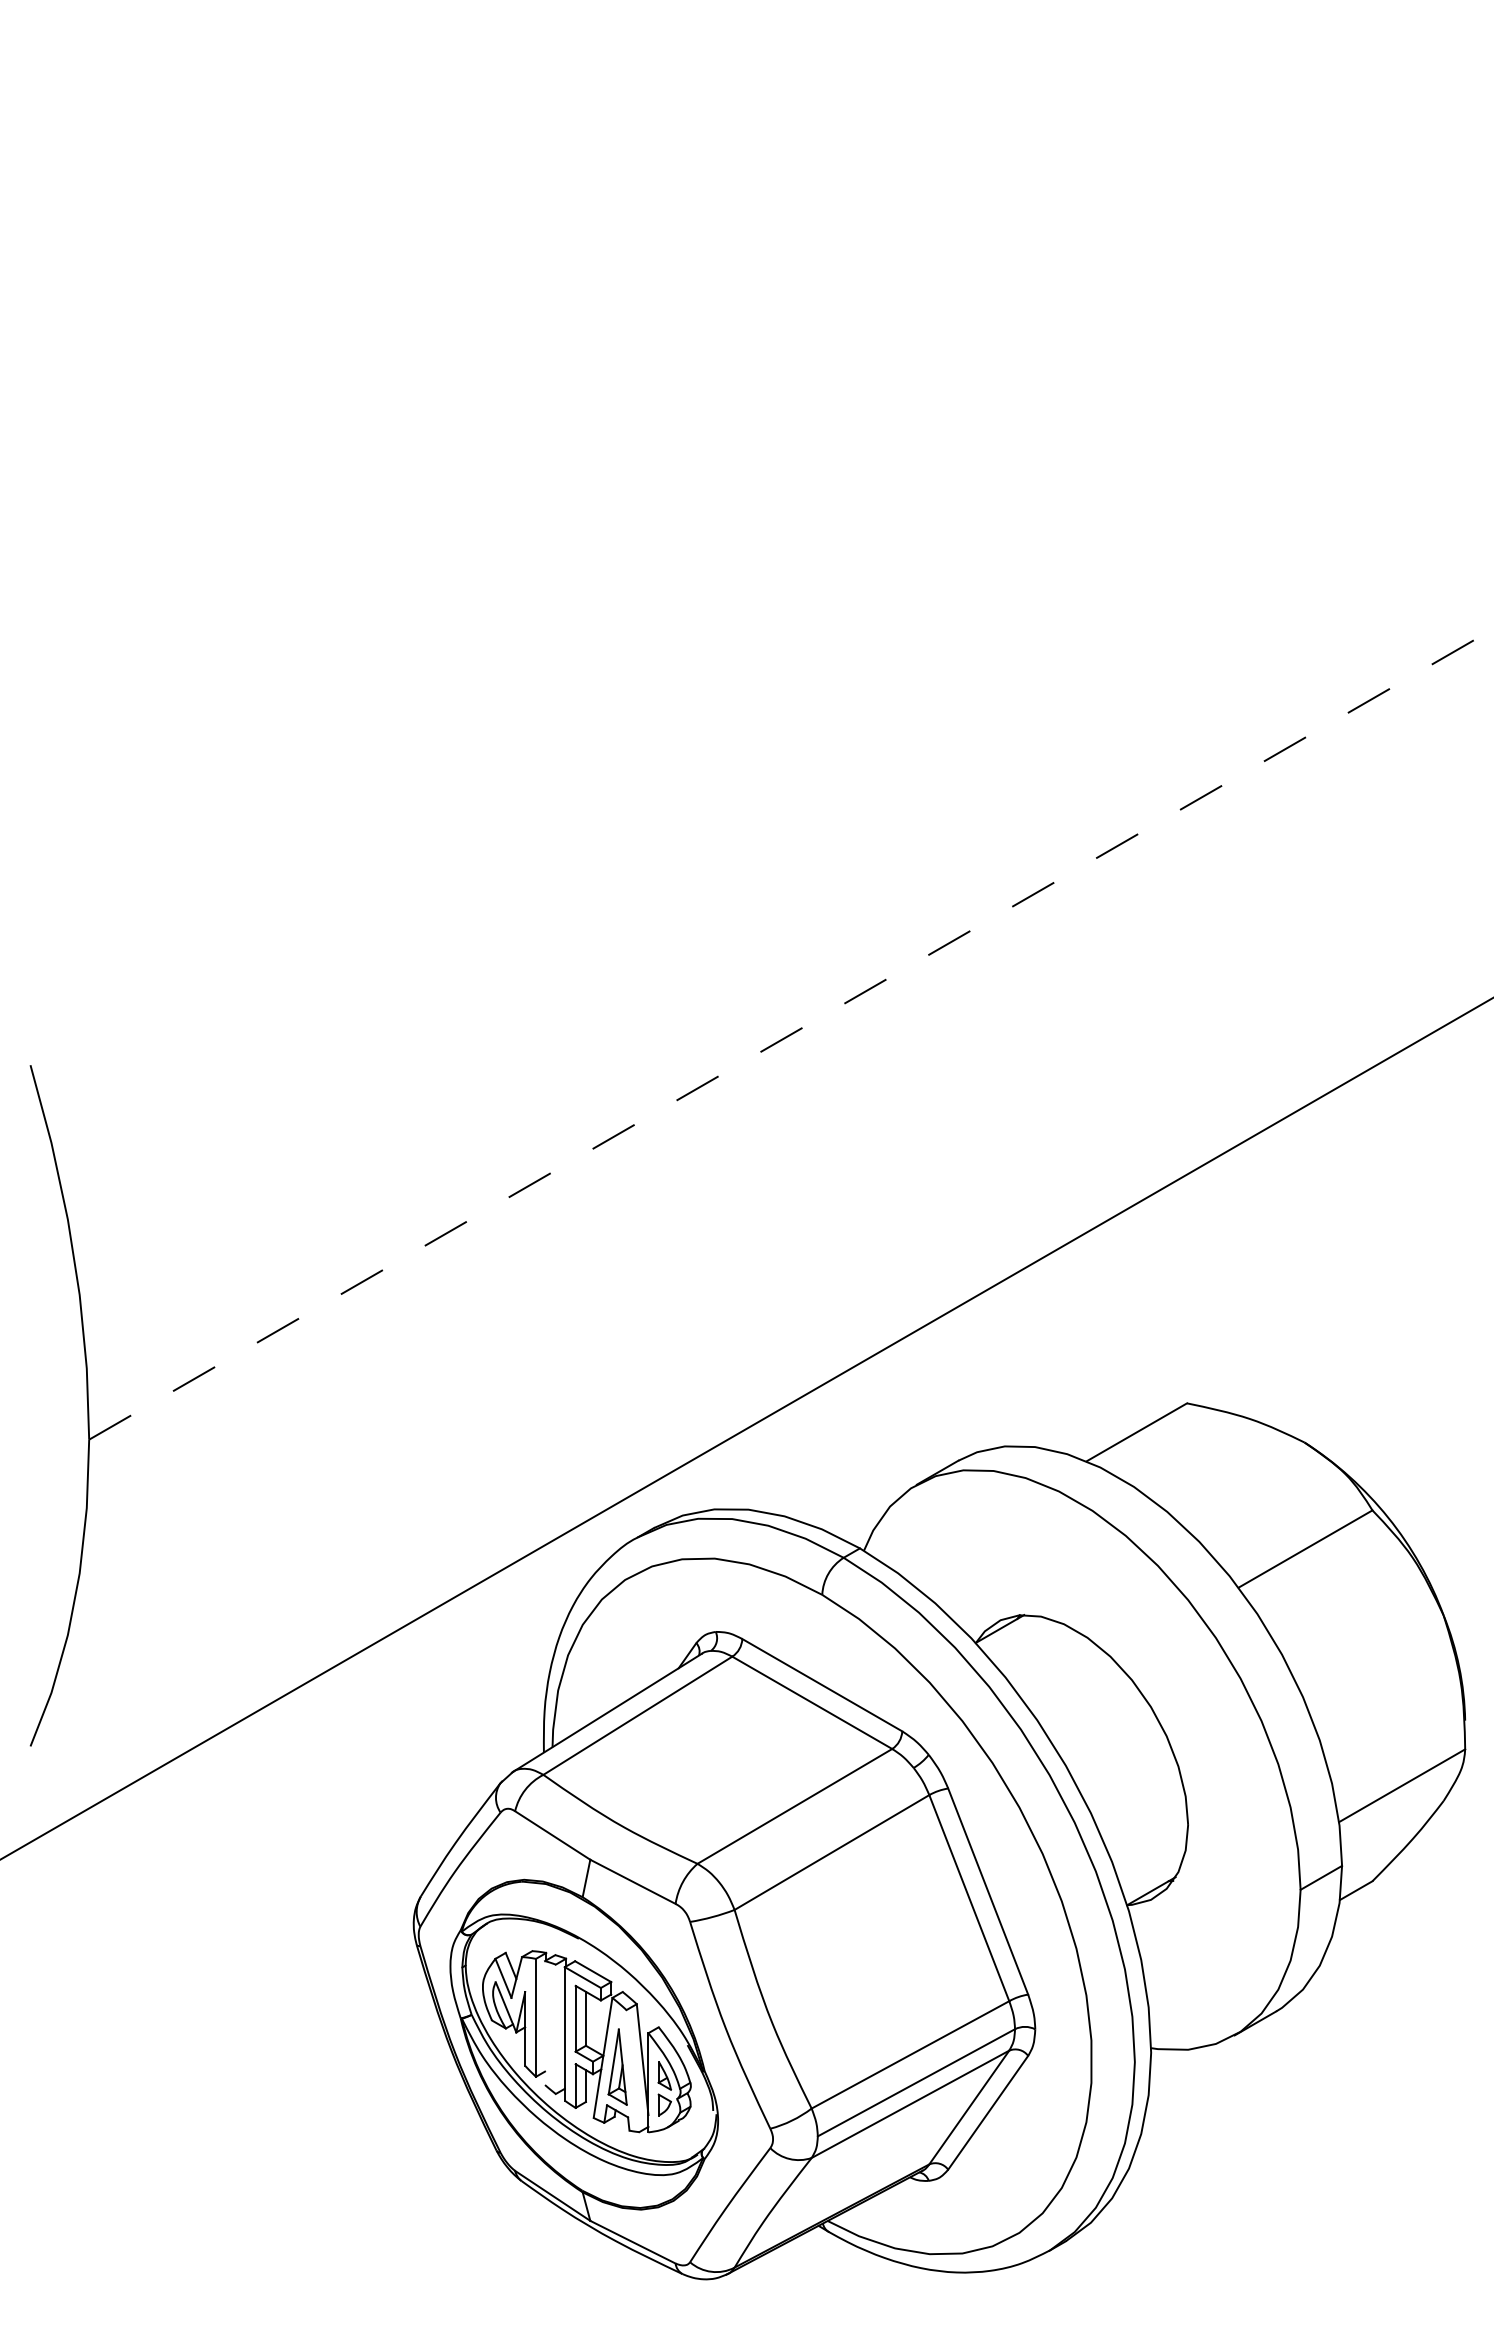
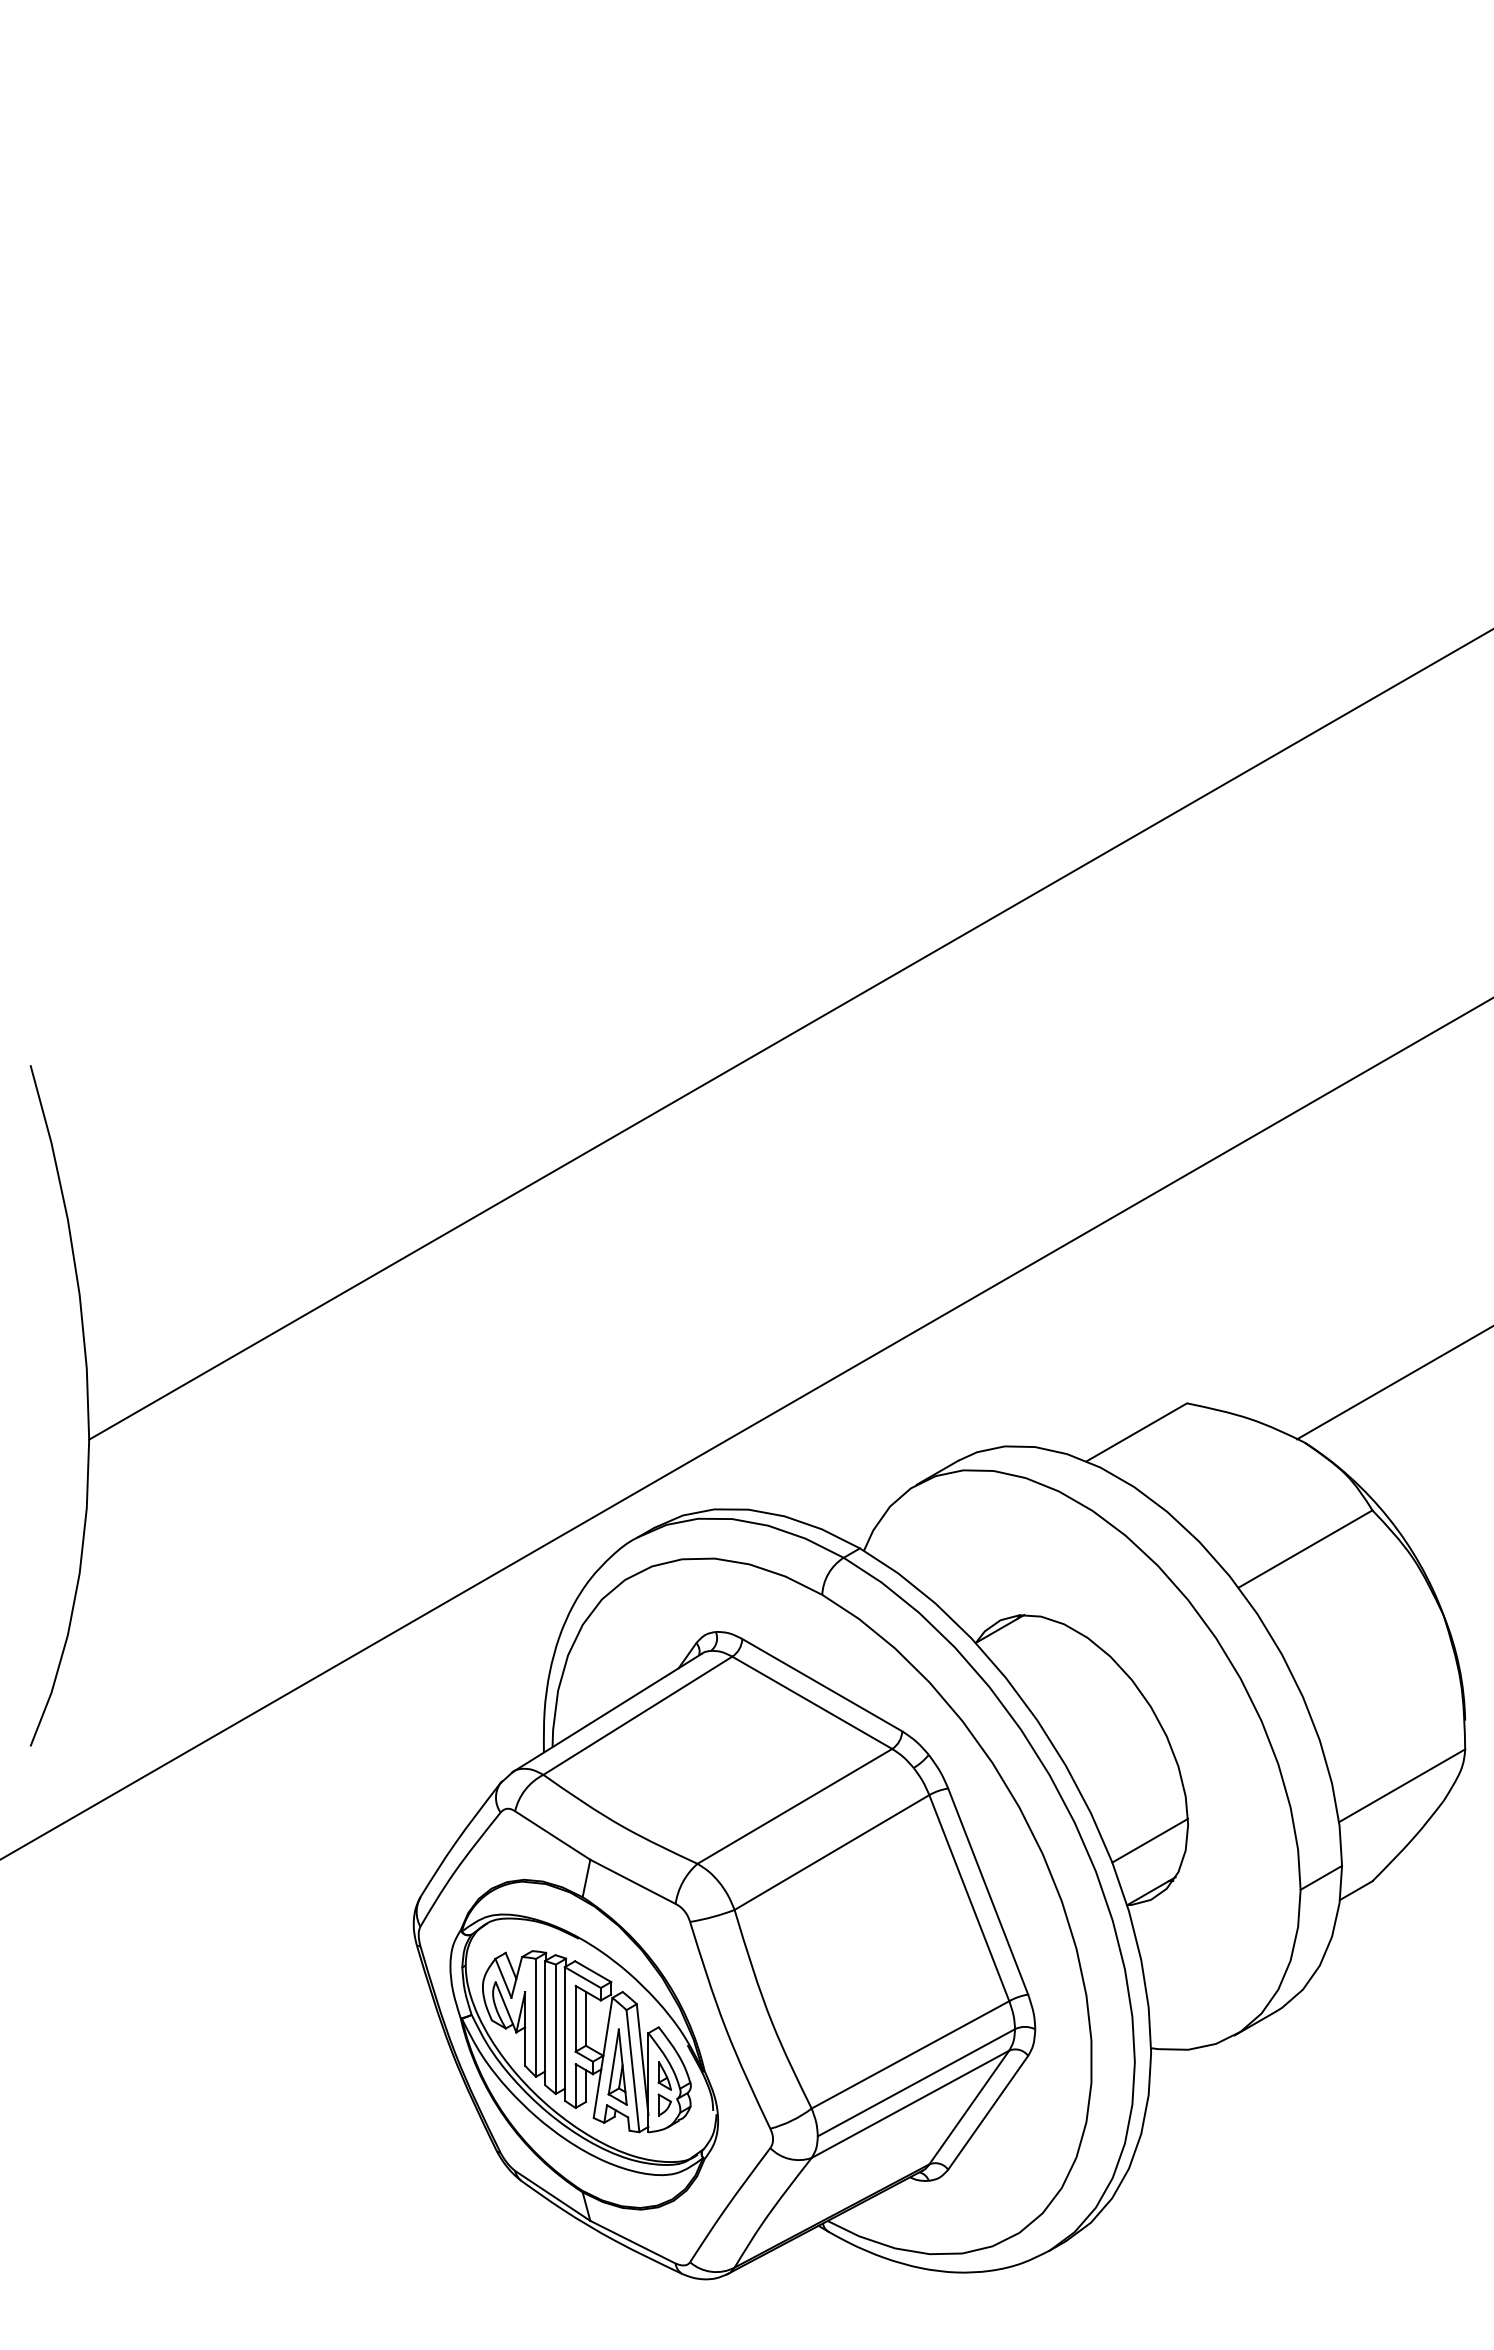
line: dashed -> solid (791, 1034)
line: none -> present (1393, 1383)
line: none -> present (1150, 1840)
line: none -> present (545, 2023)
line: none -> present (555, 2028)
line: none -> present (632, 2071)
